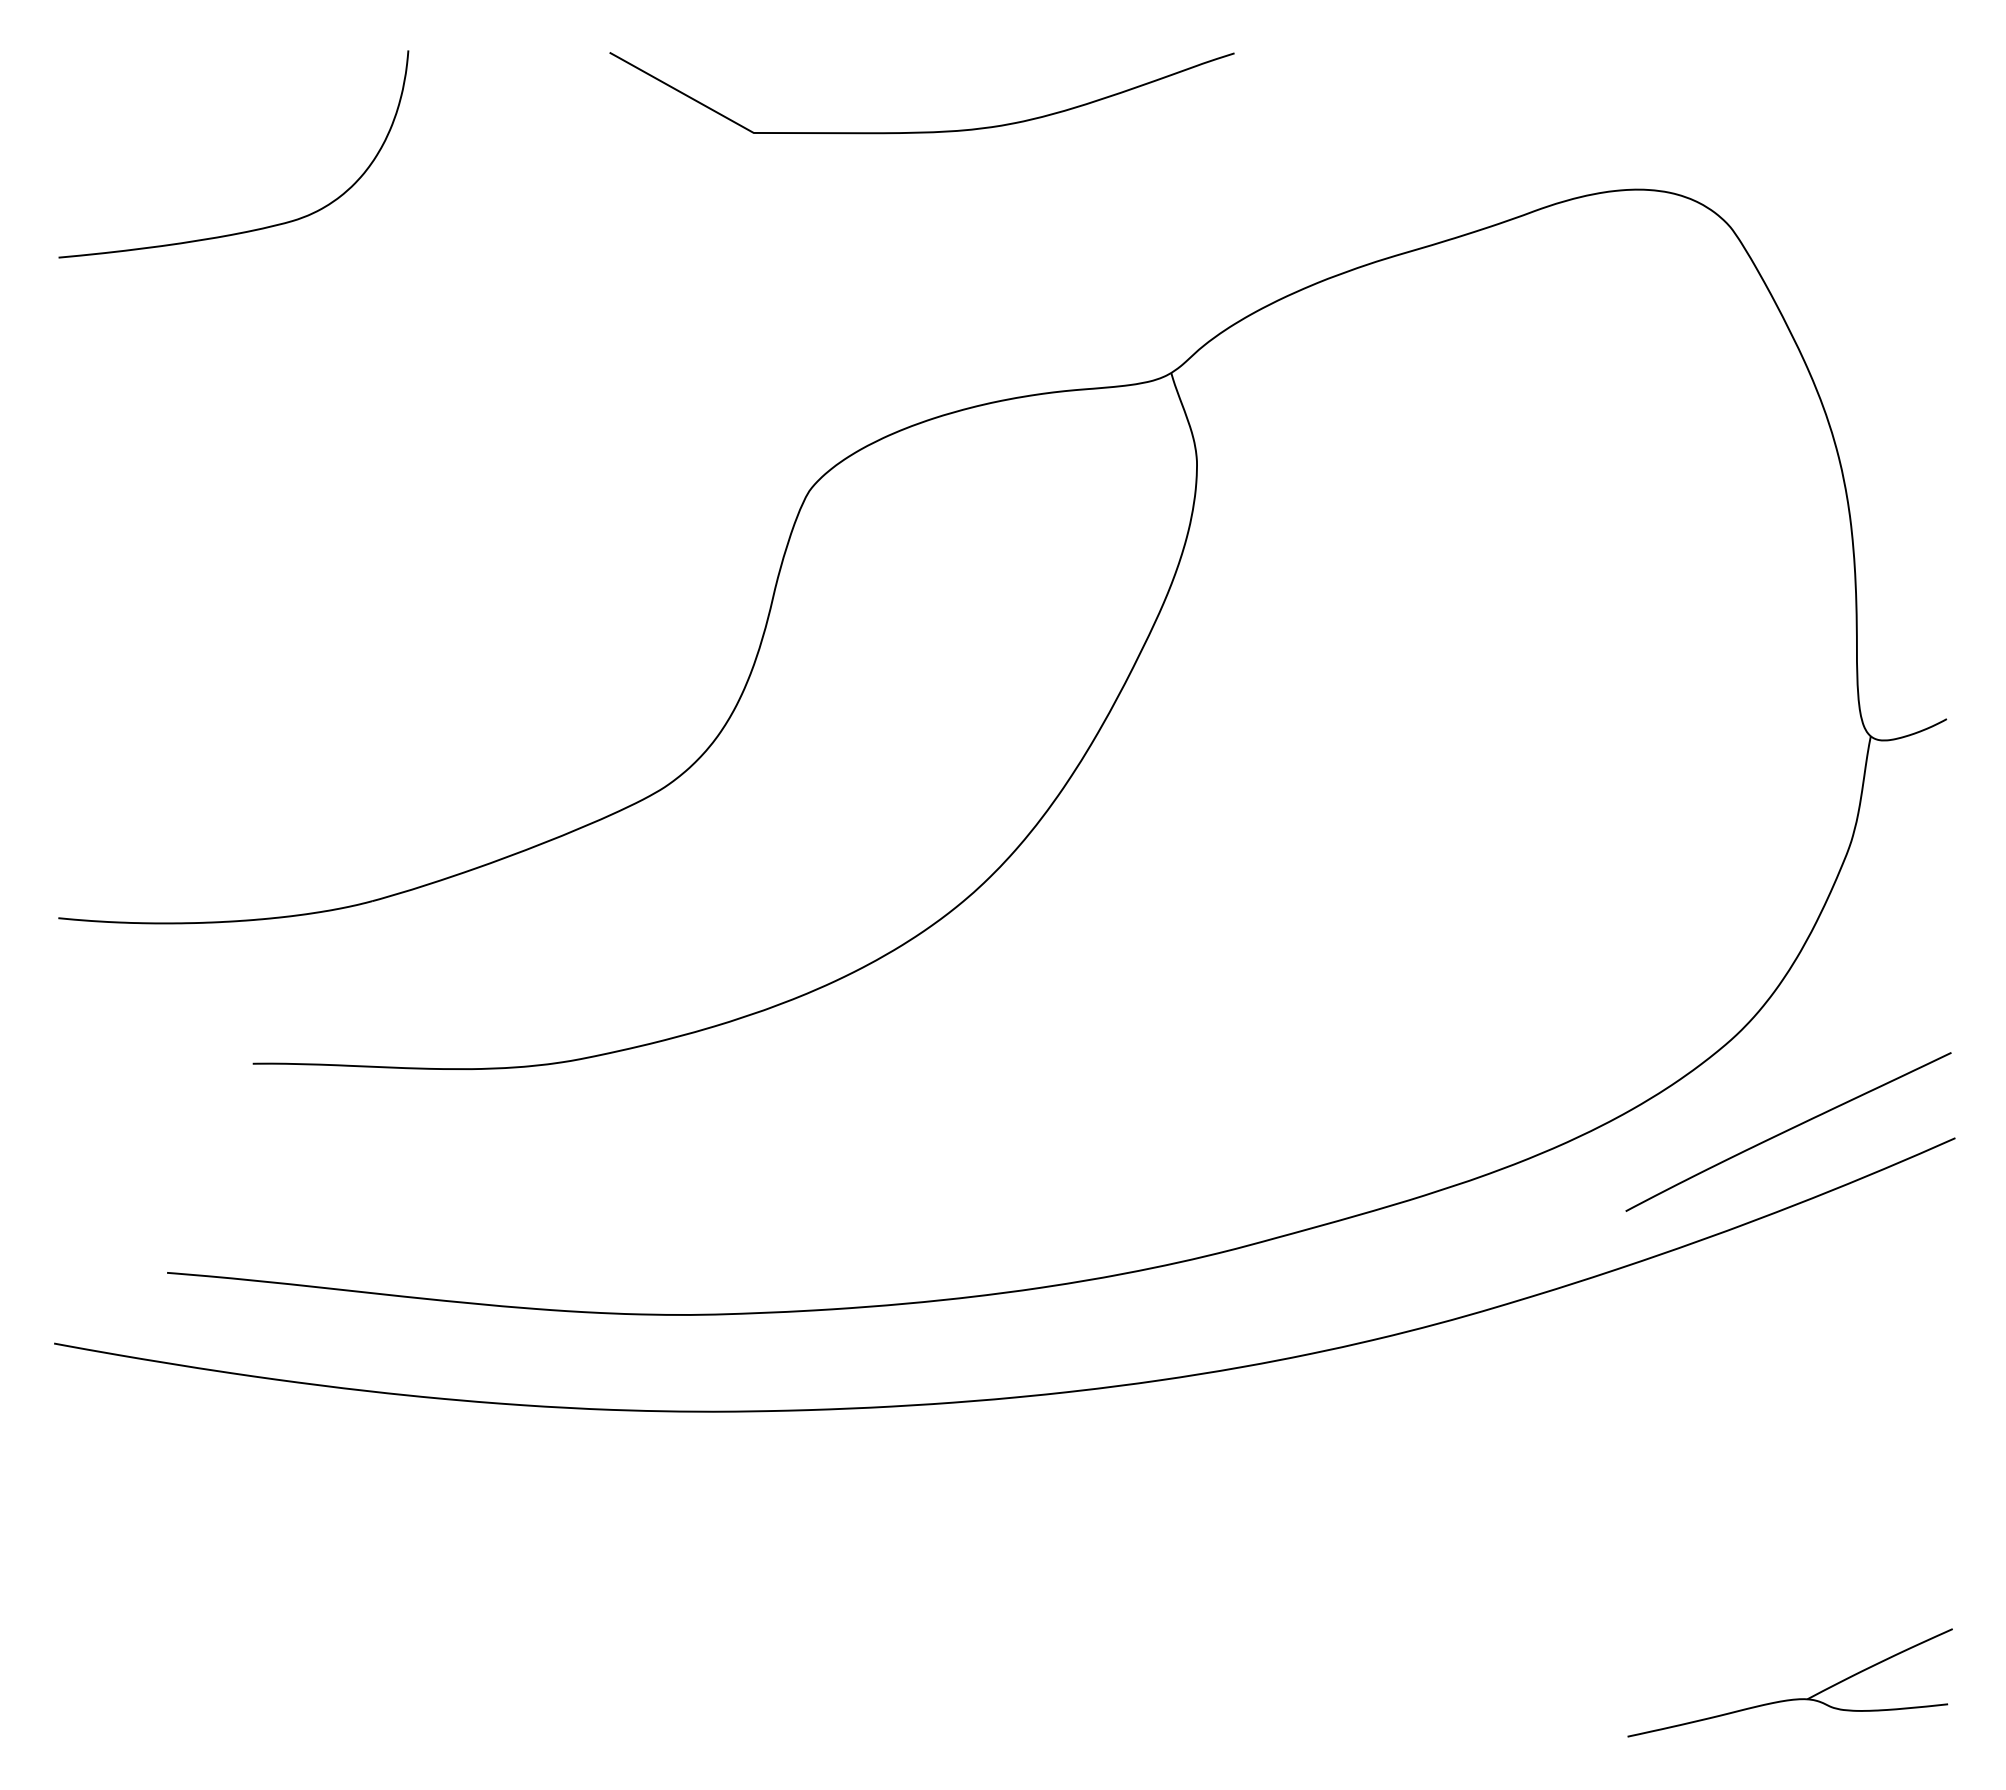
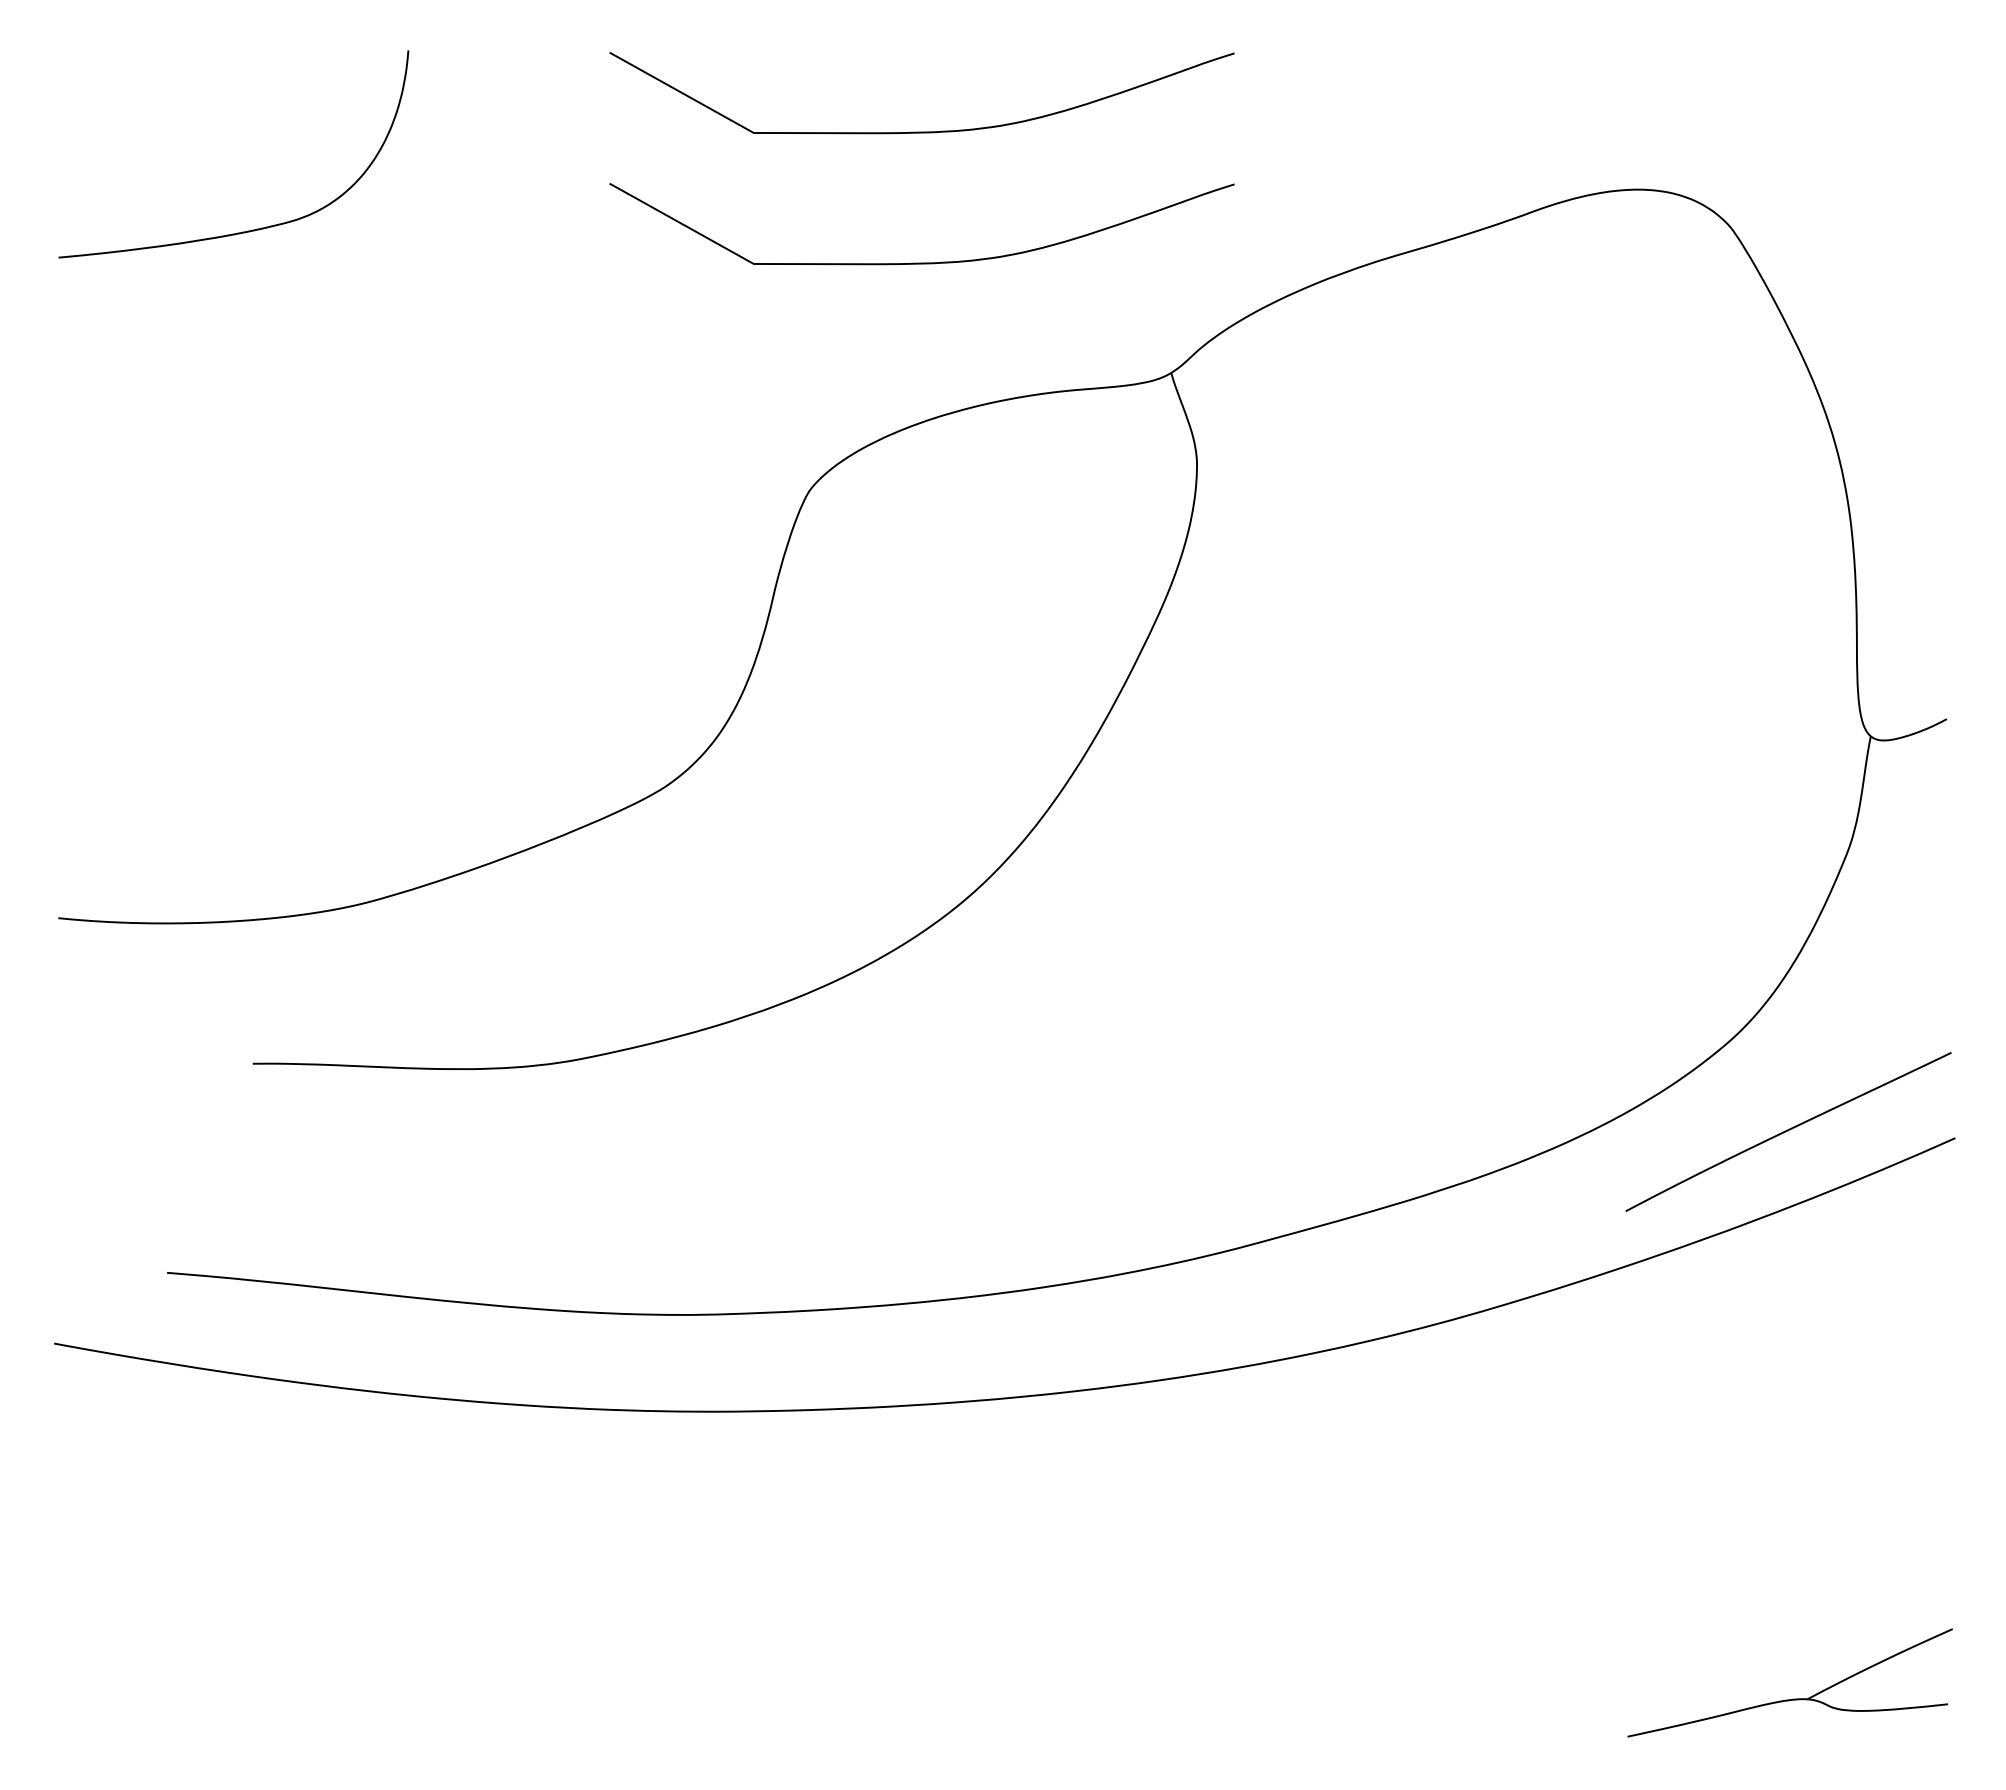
curve: none -> present (921, 262)
